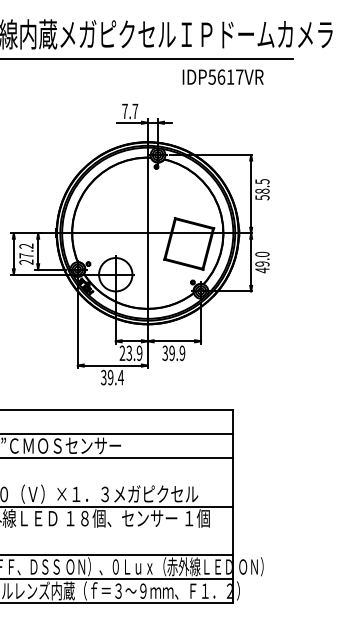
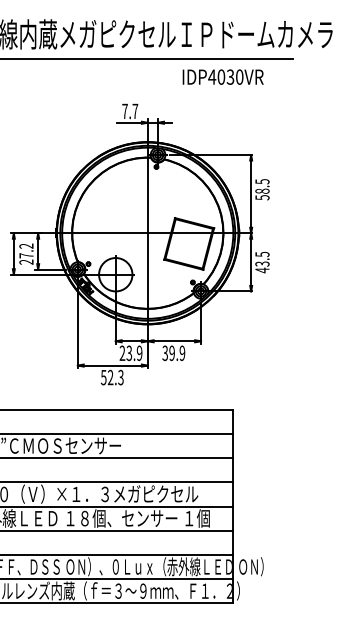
text: IDP5617VR -> IDP4030VR (225, 76)
text: 49.0 -> 43.5 (262, 258)
text: 39.4 -> 52.3 (112, 377)
line: none -> present (117, 482)
line: none -> present (117, 530)
